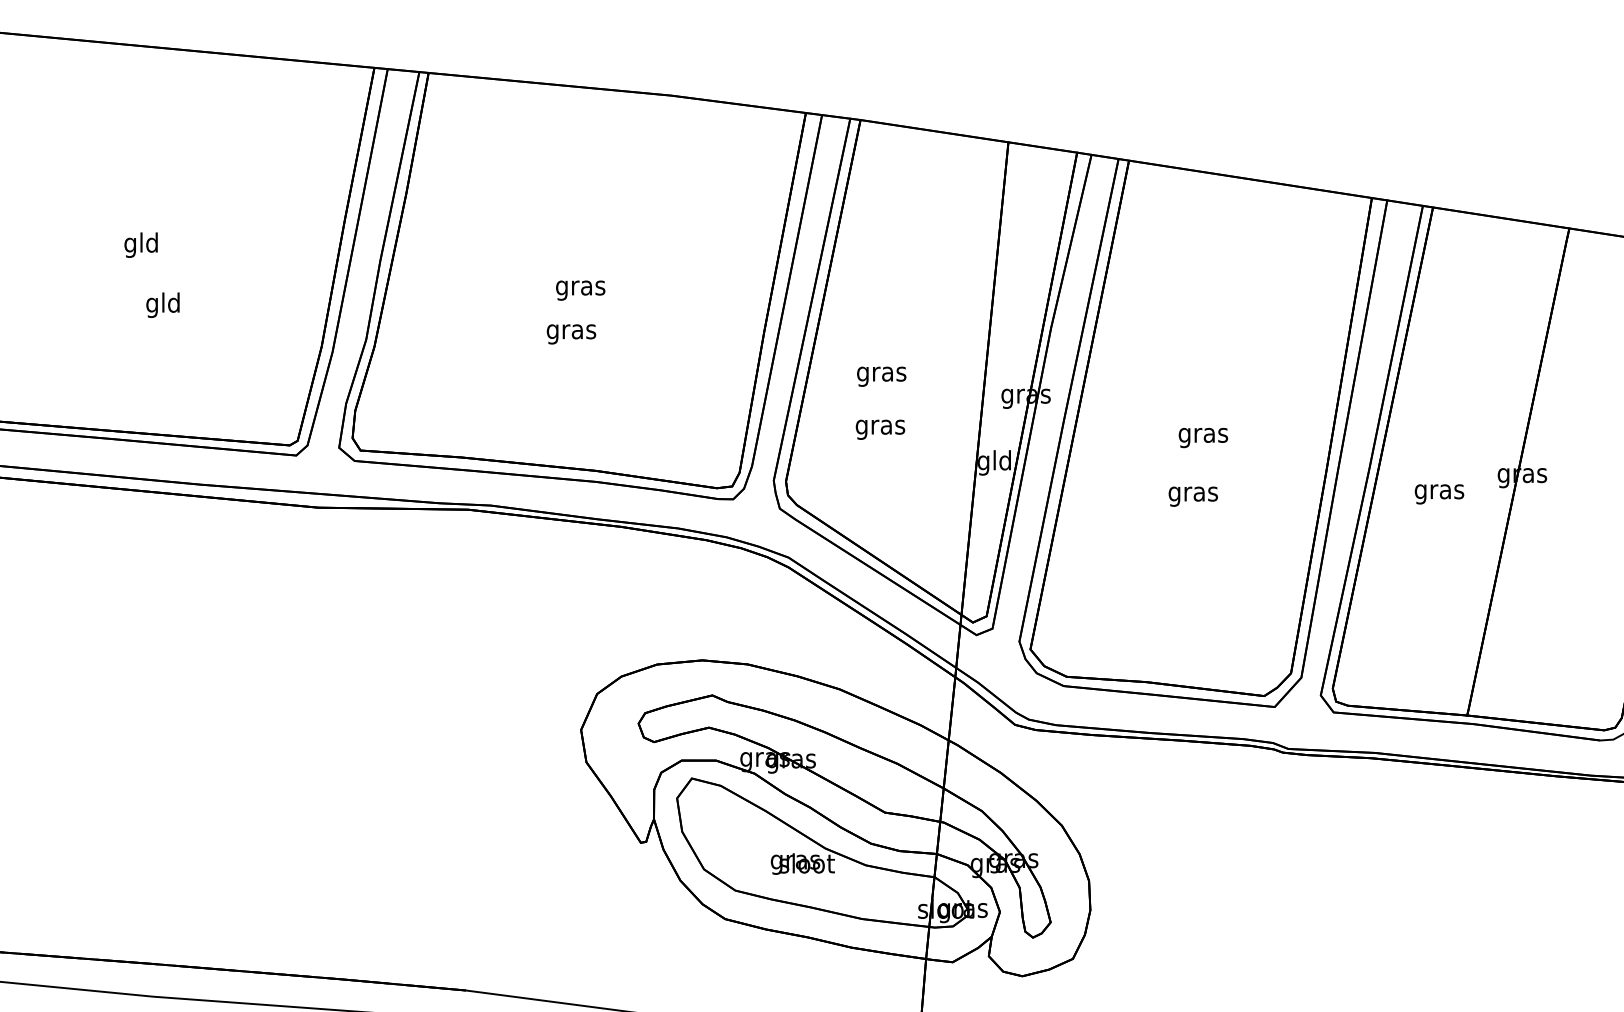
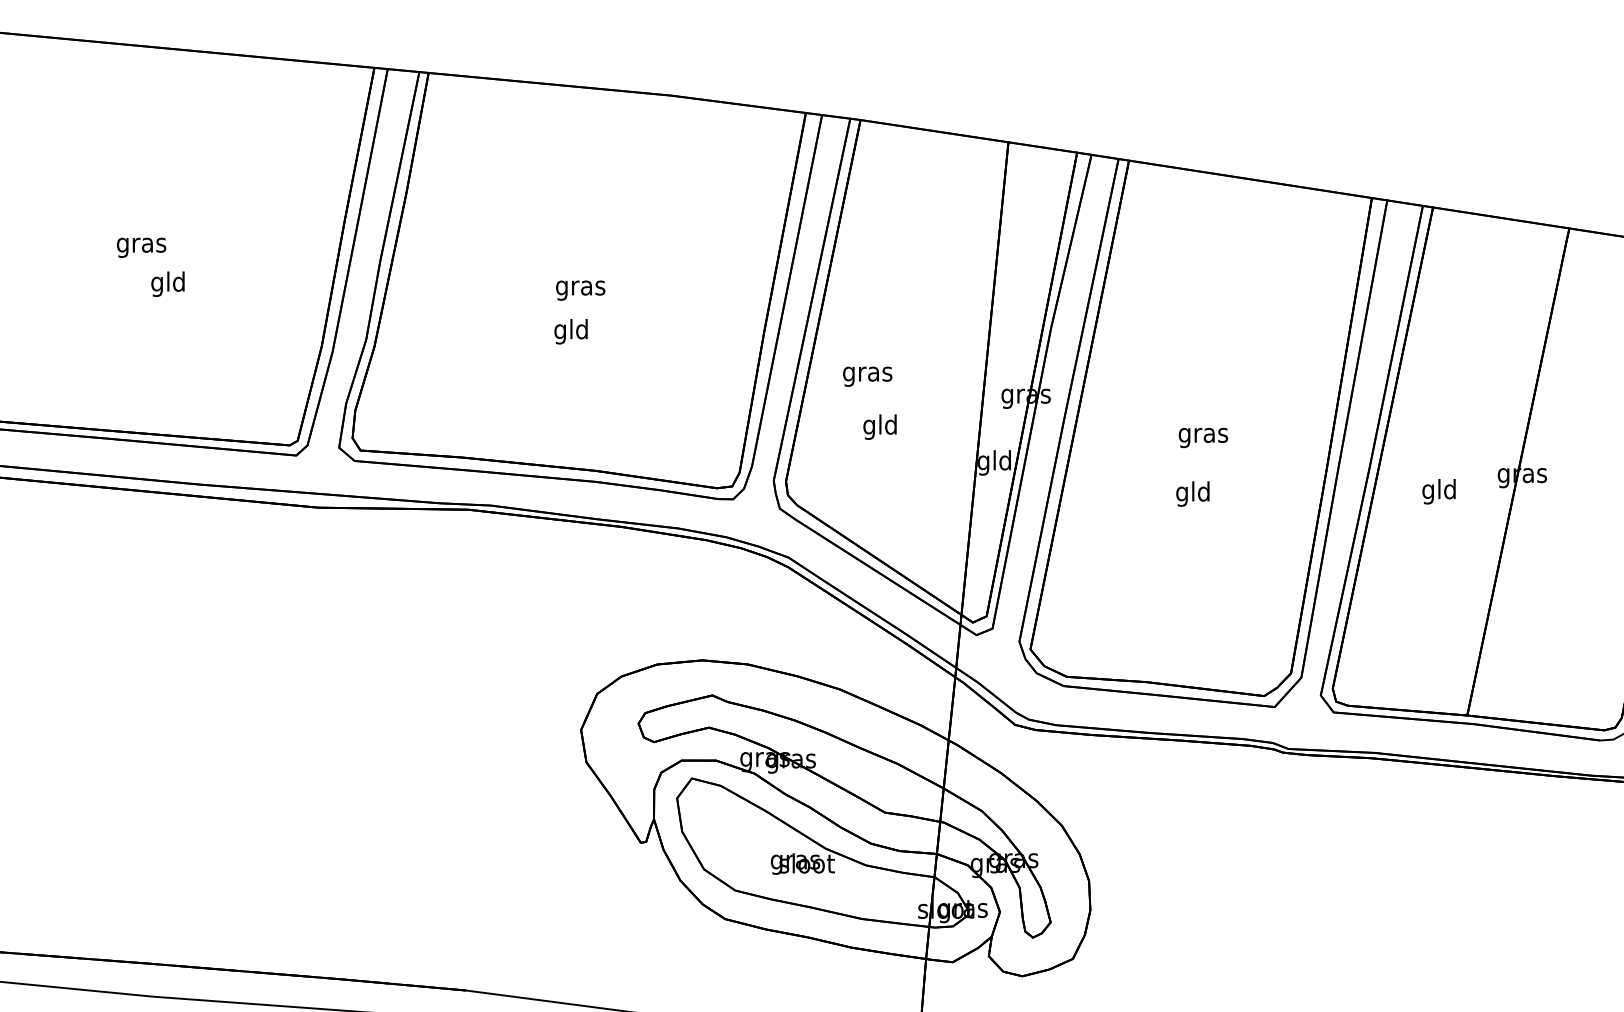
text: gld -> gras (141, 244)
text position: (162, 304) -> (167, 283) (167, 283)
text: gras -> gld (571, 331)
text position: (881, 376) -> (867, 376) (867, 376)
text: gras -> gld (880, 426)
text: gras -> gld (1439, 491)
text: gras -> gld (1192, 493)
